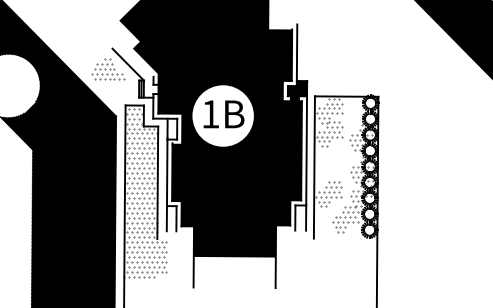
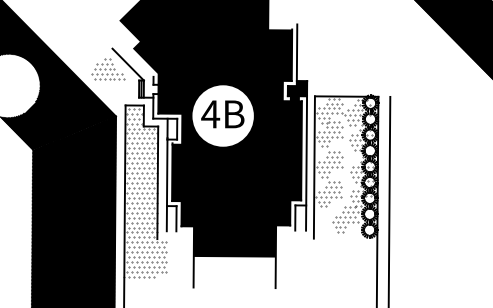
hatch: none -> present (357, 112)
text: 1 -> 4 (210, 114)
hatch: none -> present (328, 164)
line: none -> present (389, 200)
